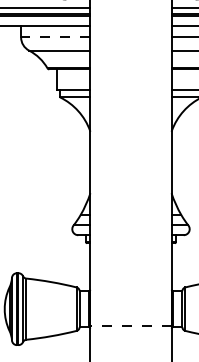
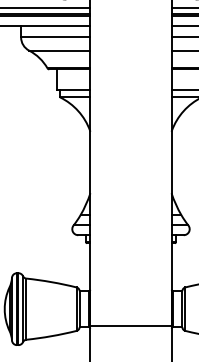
line: dashed -> solid (55, 37)
line: dashed -> solid (131, 326)
